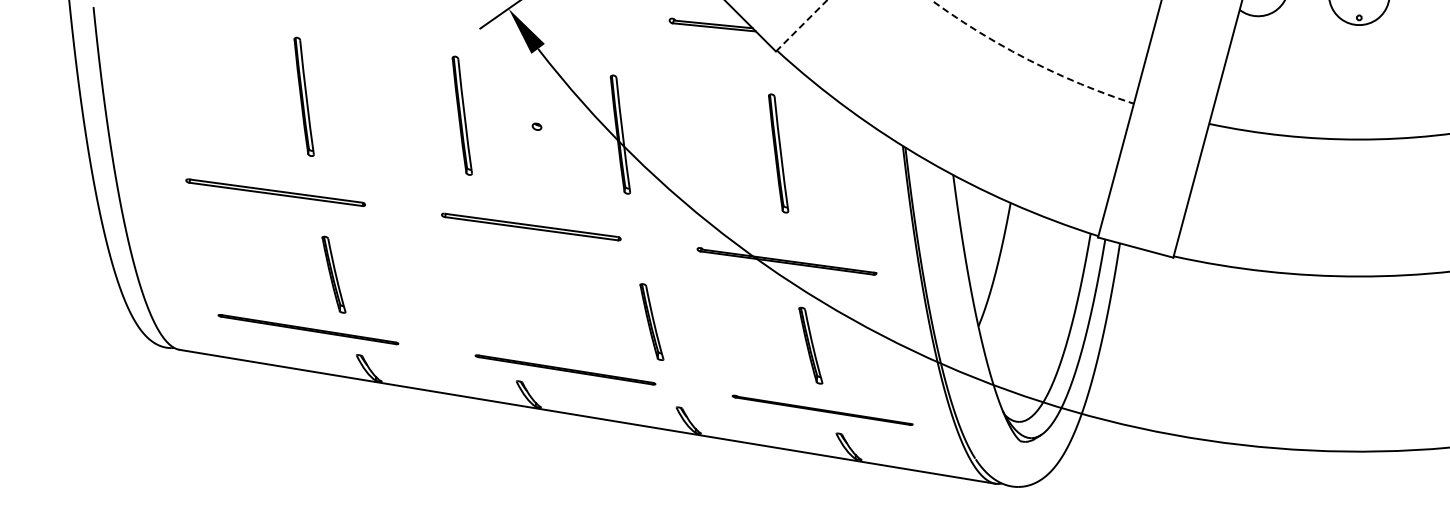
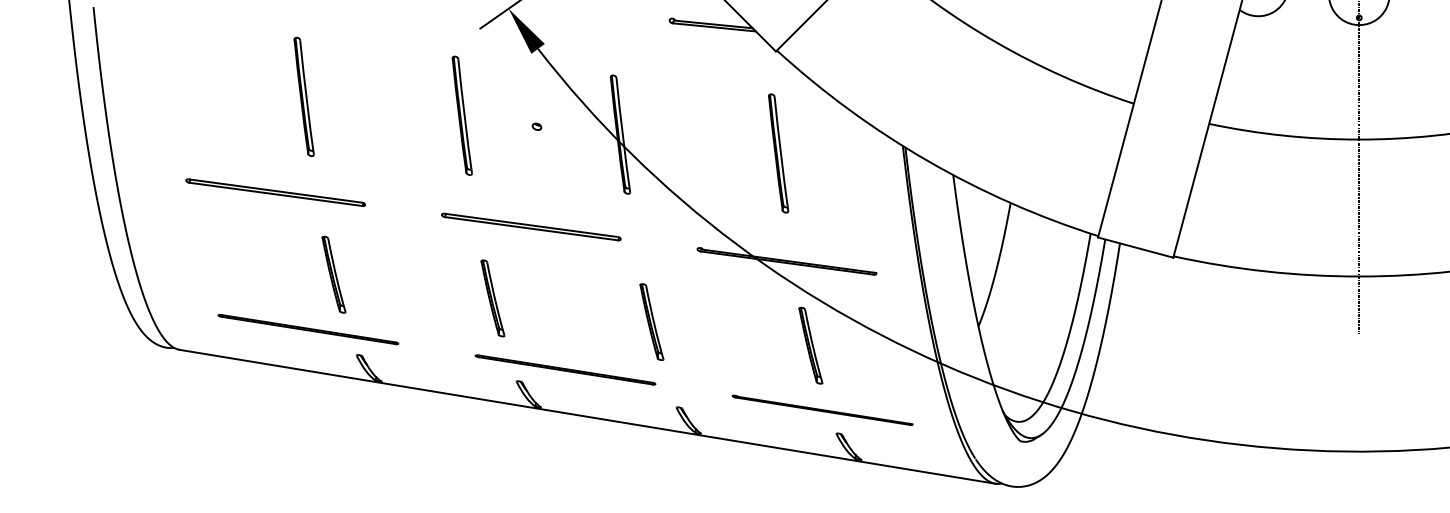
line: dashed -> solid (801, 26)
arc: dashed -> solid (1028, 59)
line: none -> present (1359, 168)
part: none -> present (492, 298)
